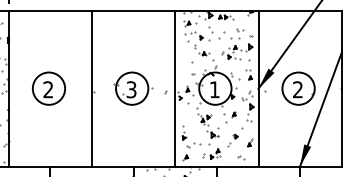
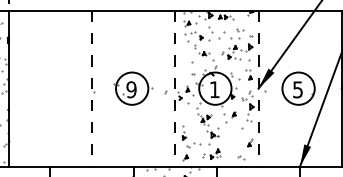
part: present -> none (48, 88)
line: solid -> dashed (92, 88)
line: solid -> dashed (175, 88)
line: solid -> dashed (258, 88)
text: 3 -> 9 (131, 89)
text: 2 -> 5 (297, 89)
part: present -> none (232, 140)
